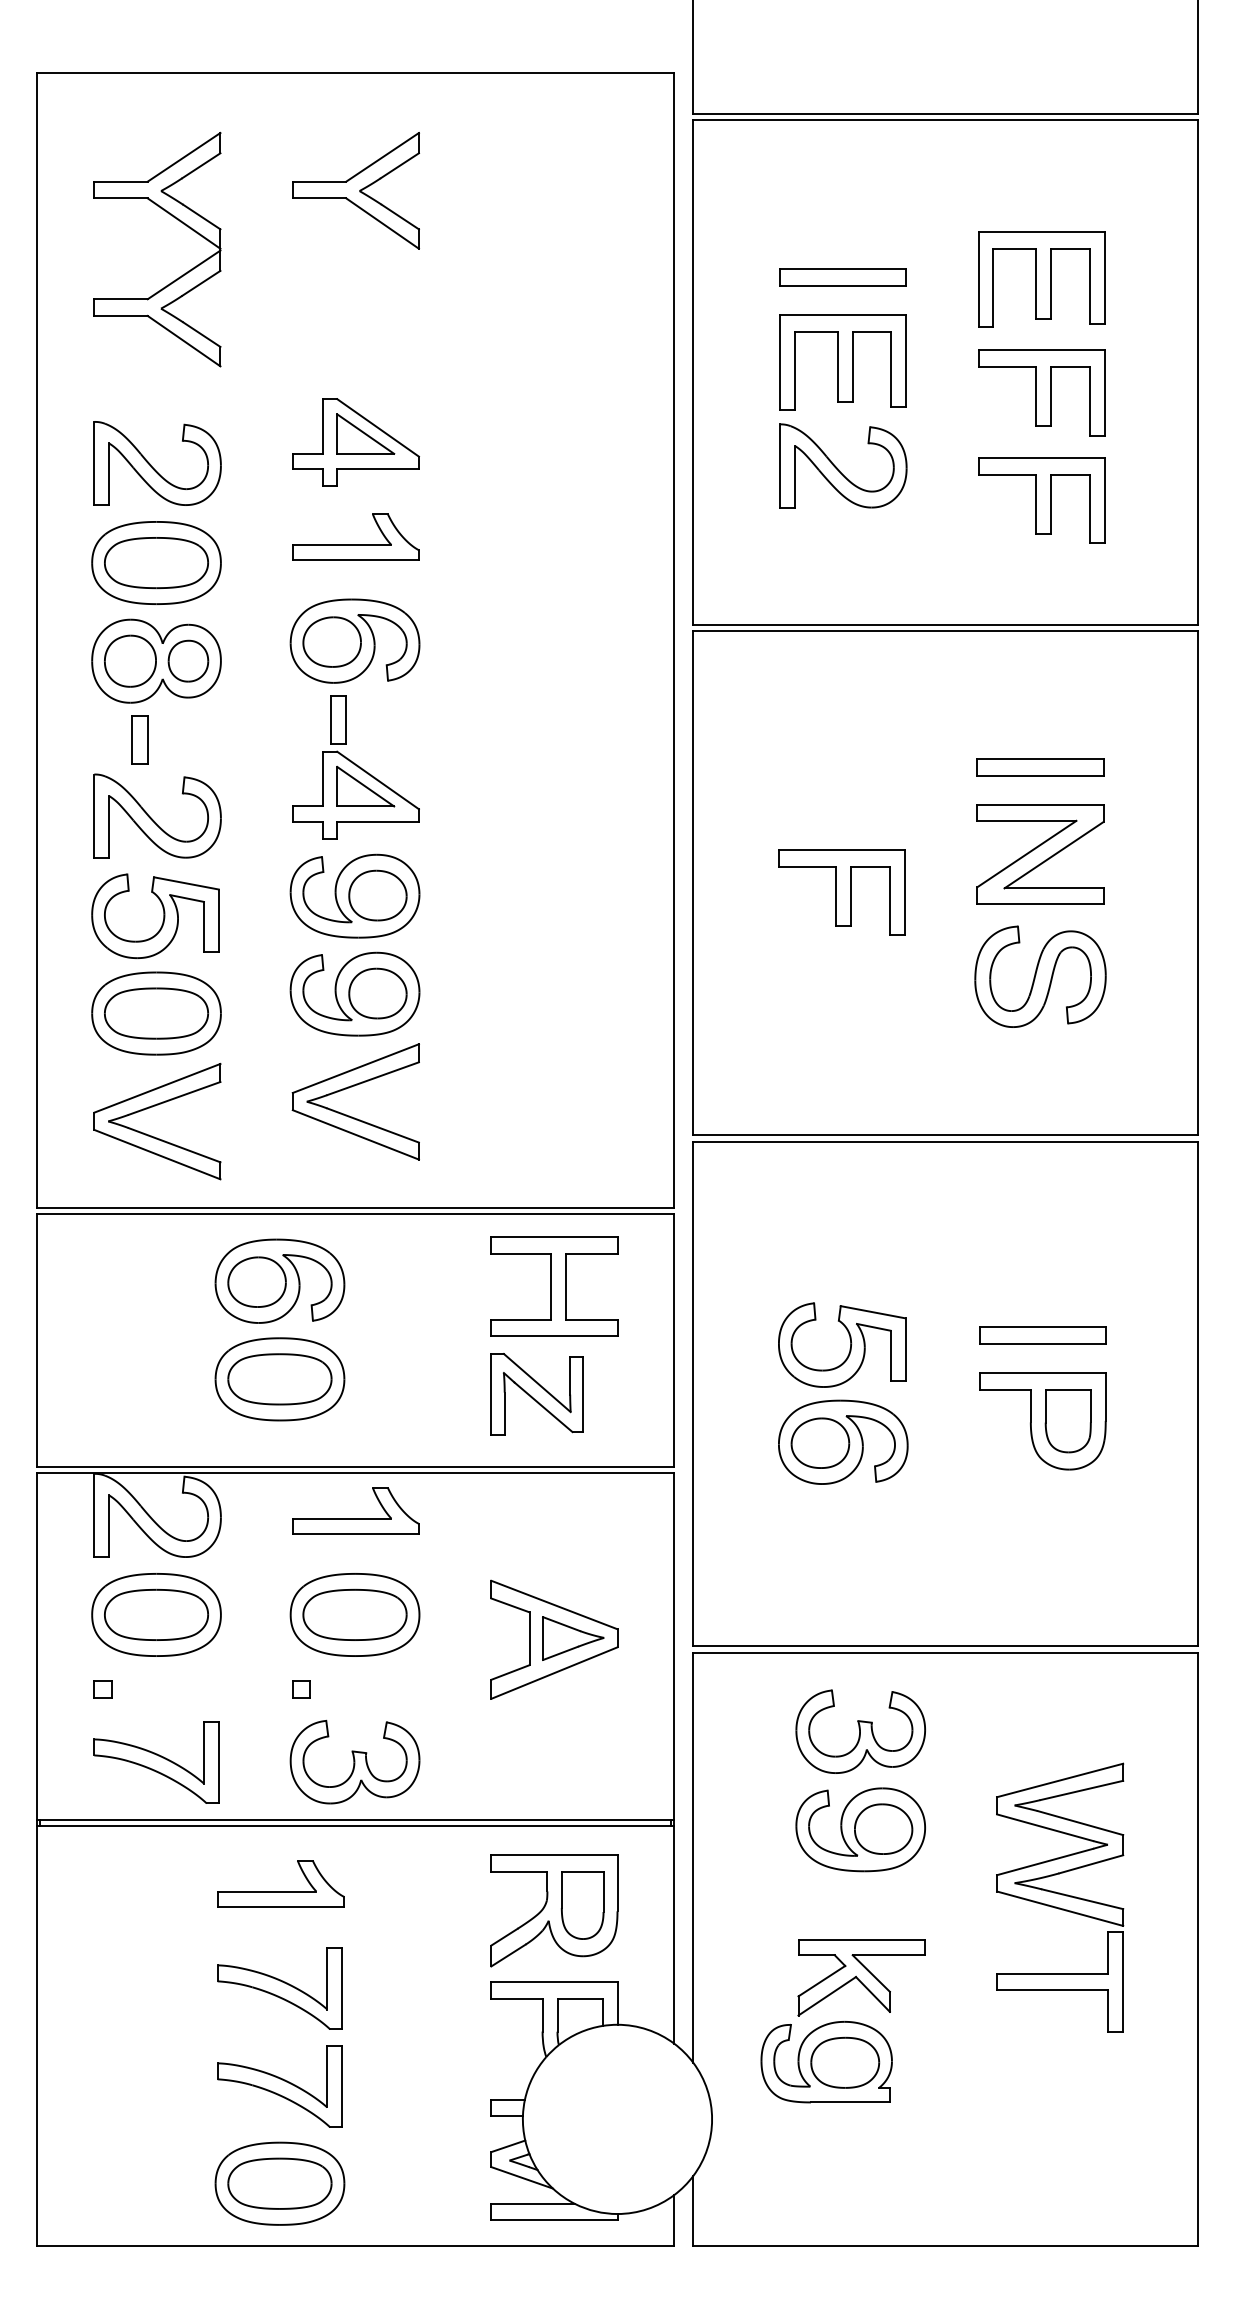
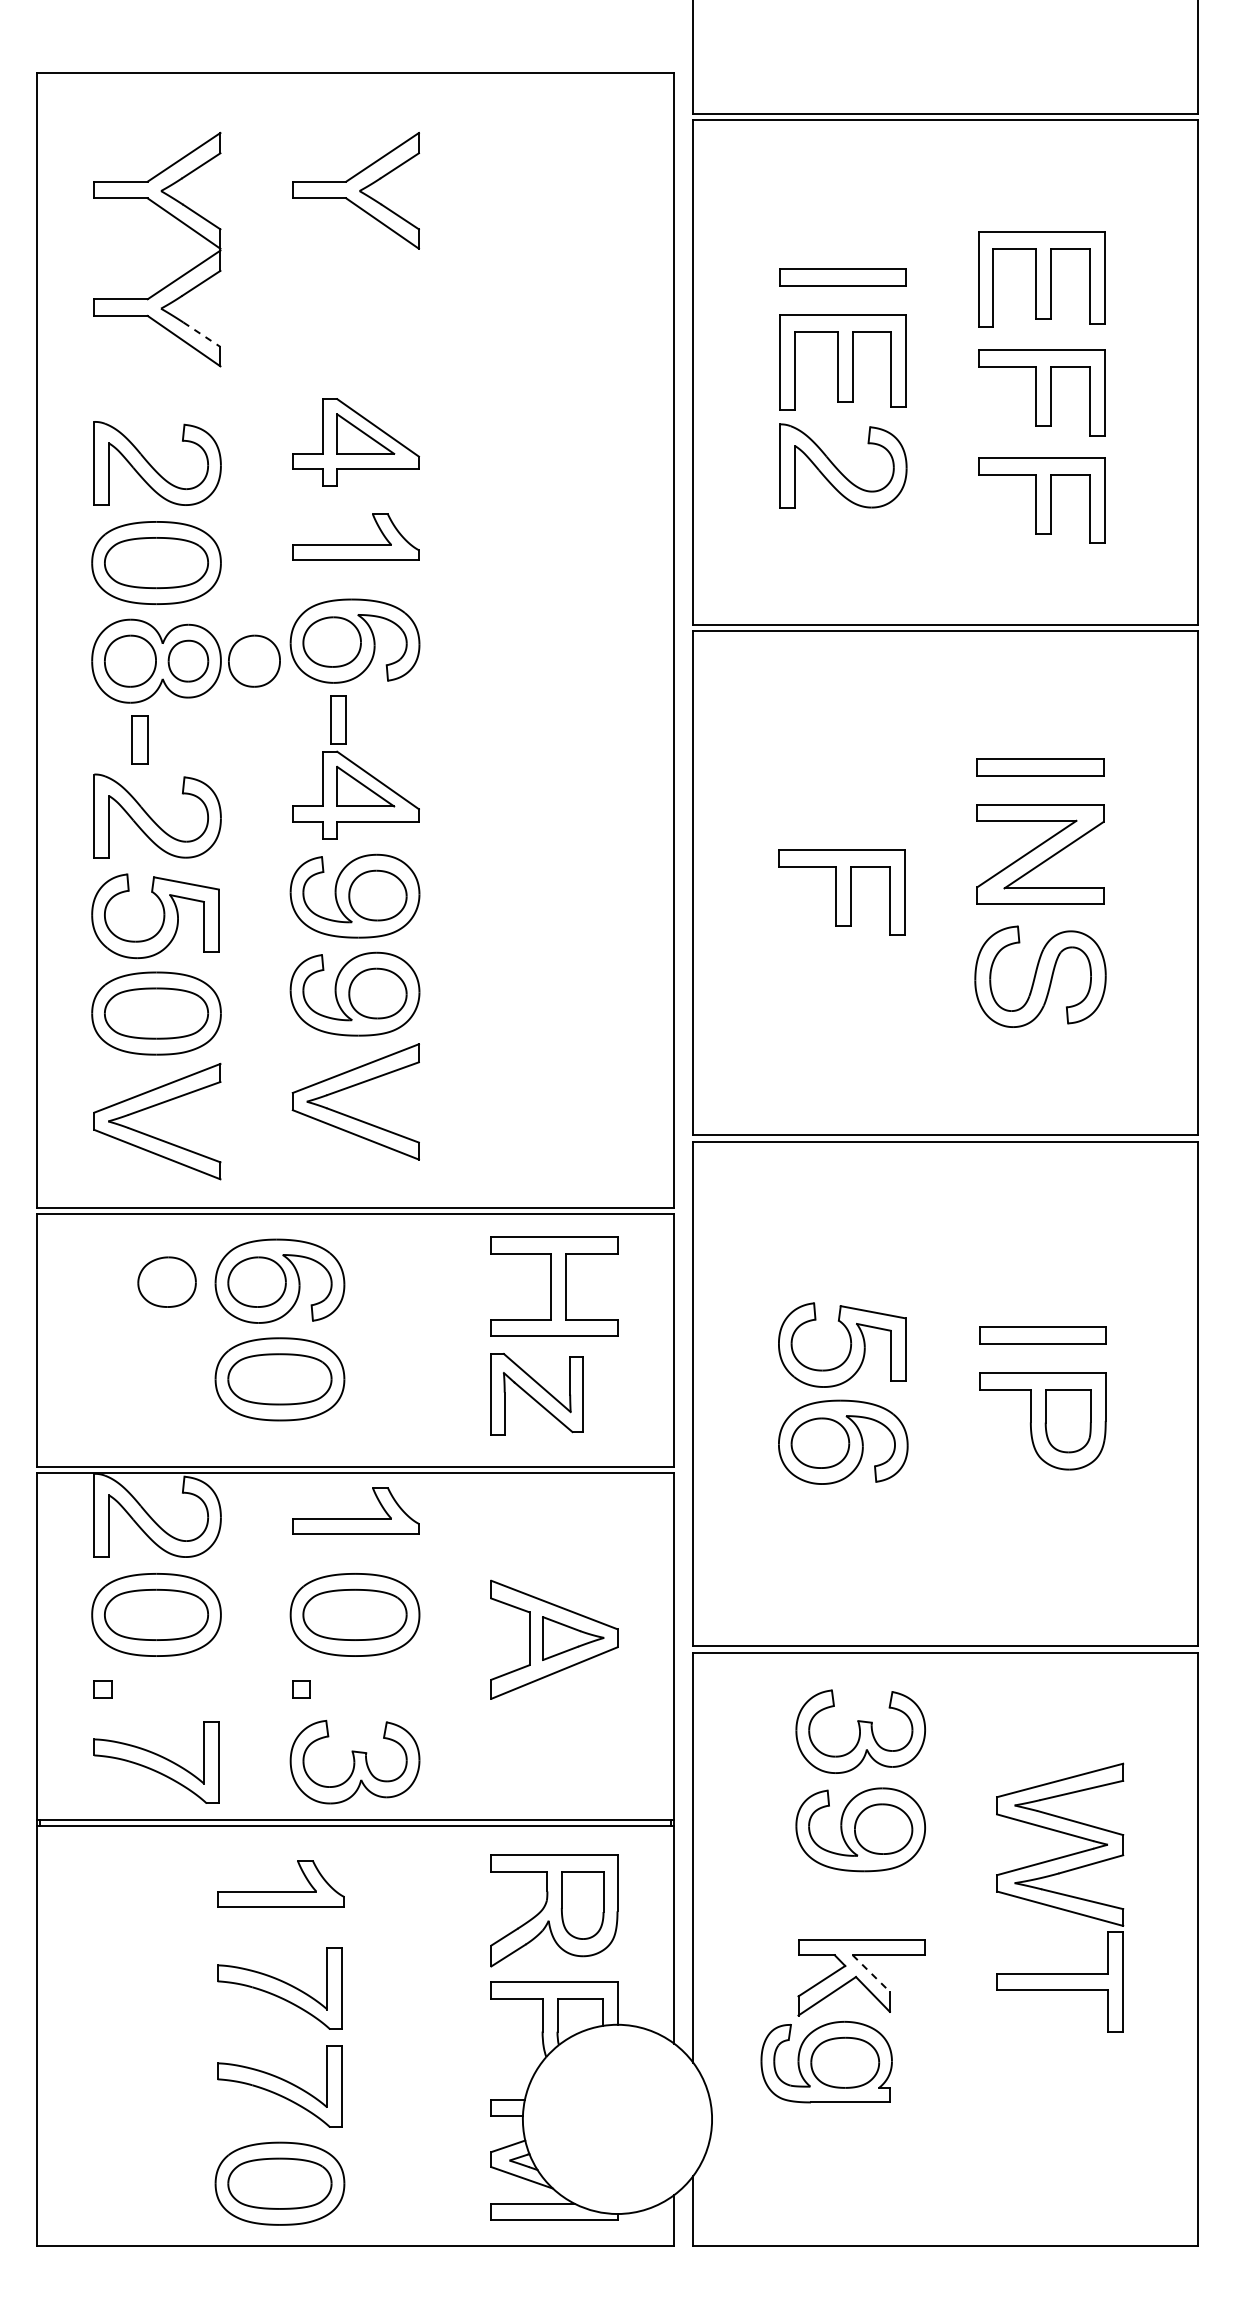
line: solid -> dashed (202, 334)
part: none -> present (254, 660)
part: none -> present (166, 1281)
line: solid -> dashed (871, 1973)
